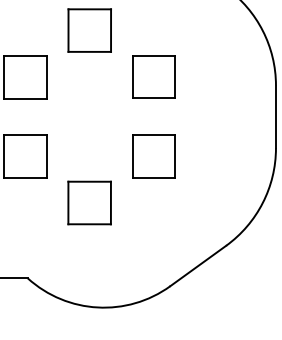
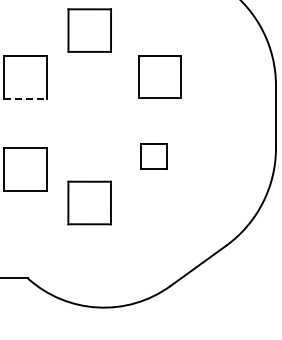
part position: (153, 76) -> (159, 76) (159, 76)
line: solid -> dashed (26, 98)
part position: (25, 156) -> (25, 169) (25, 169)
part size: 44x45 px -> 28x27 px (153, 156)
